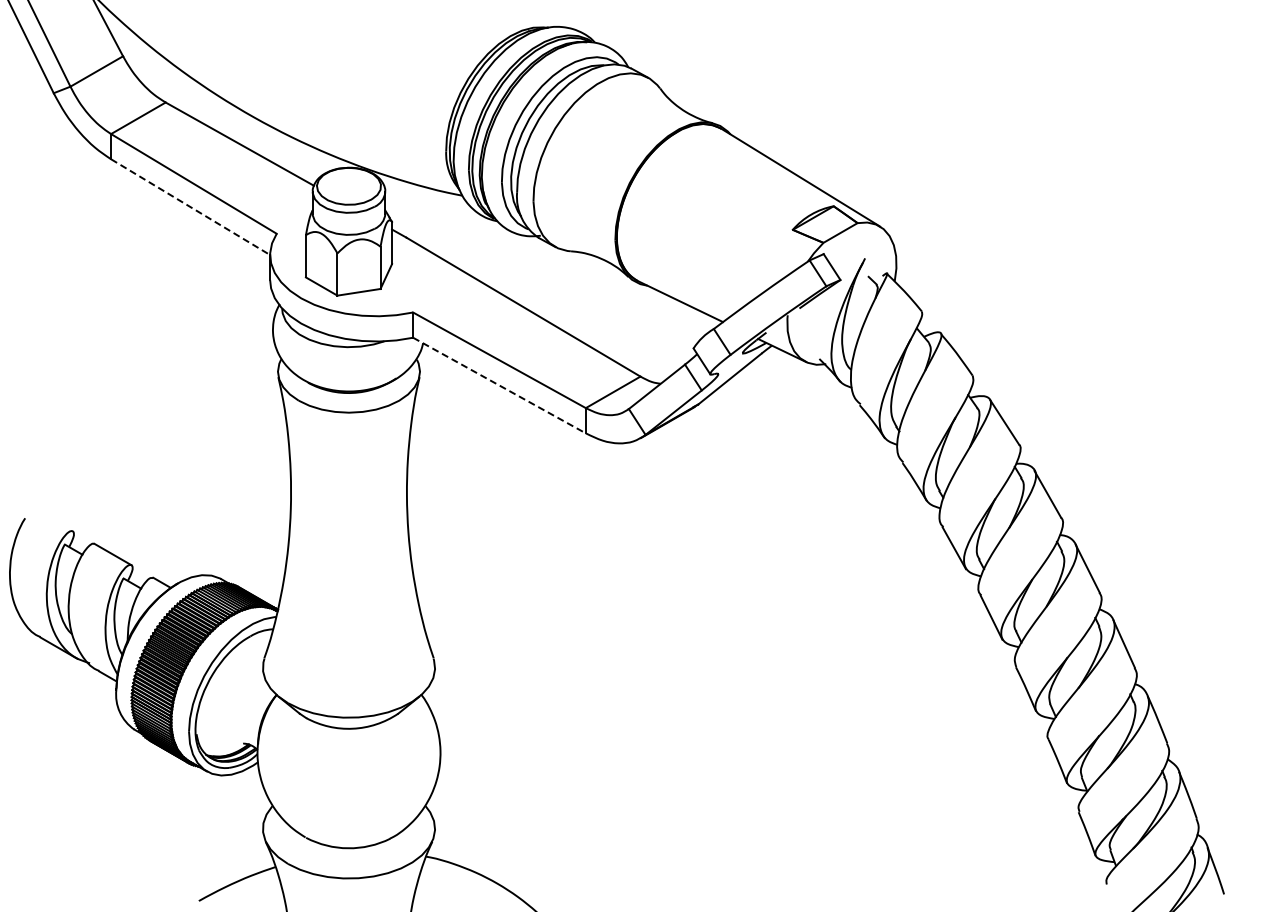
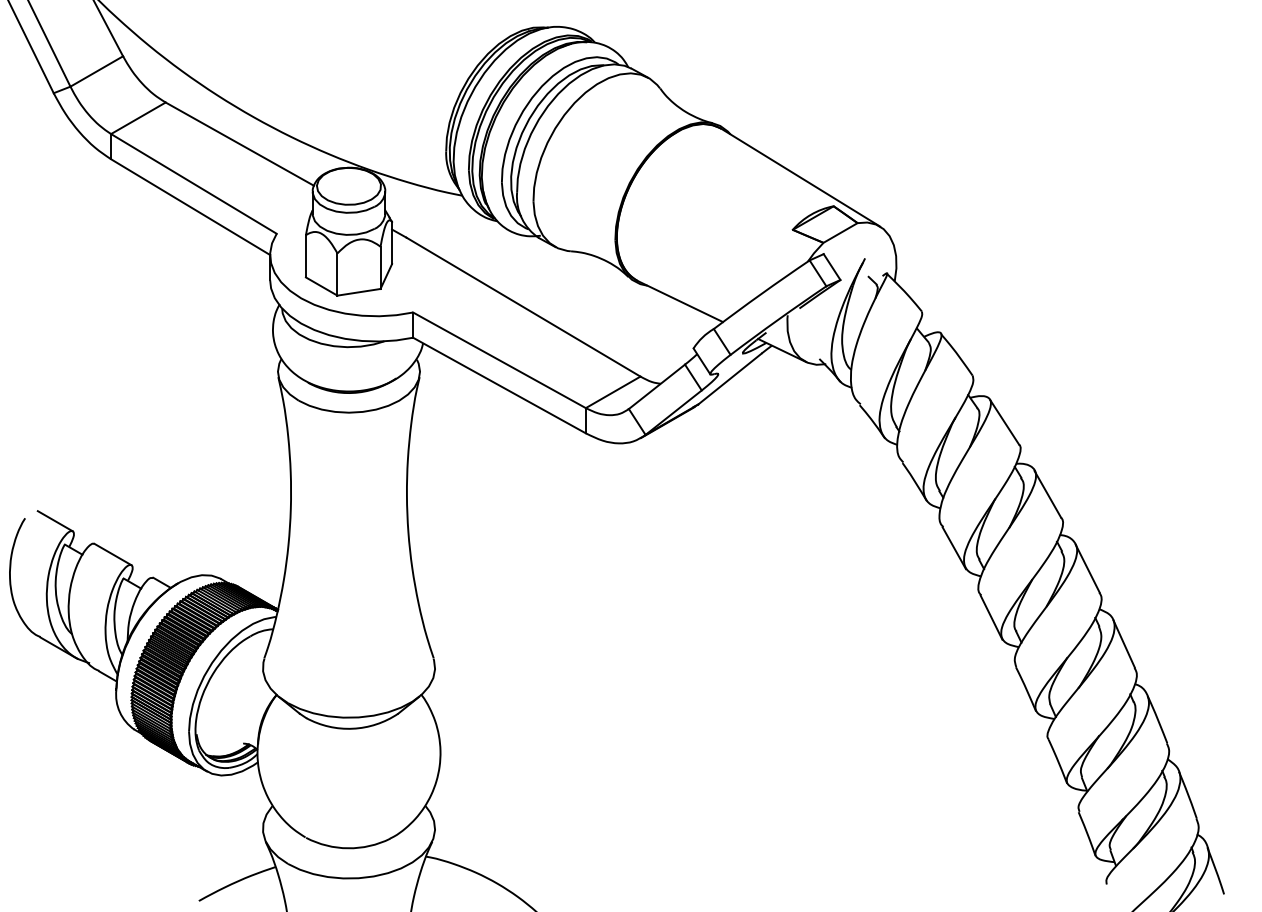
line: dashed -> solid (190, 207)
line: dashed -> solid (499, 385)
line: none -> present (54, 521)
